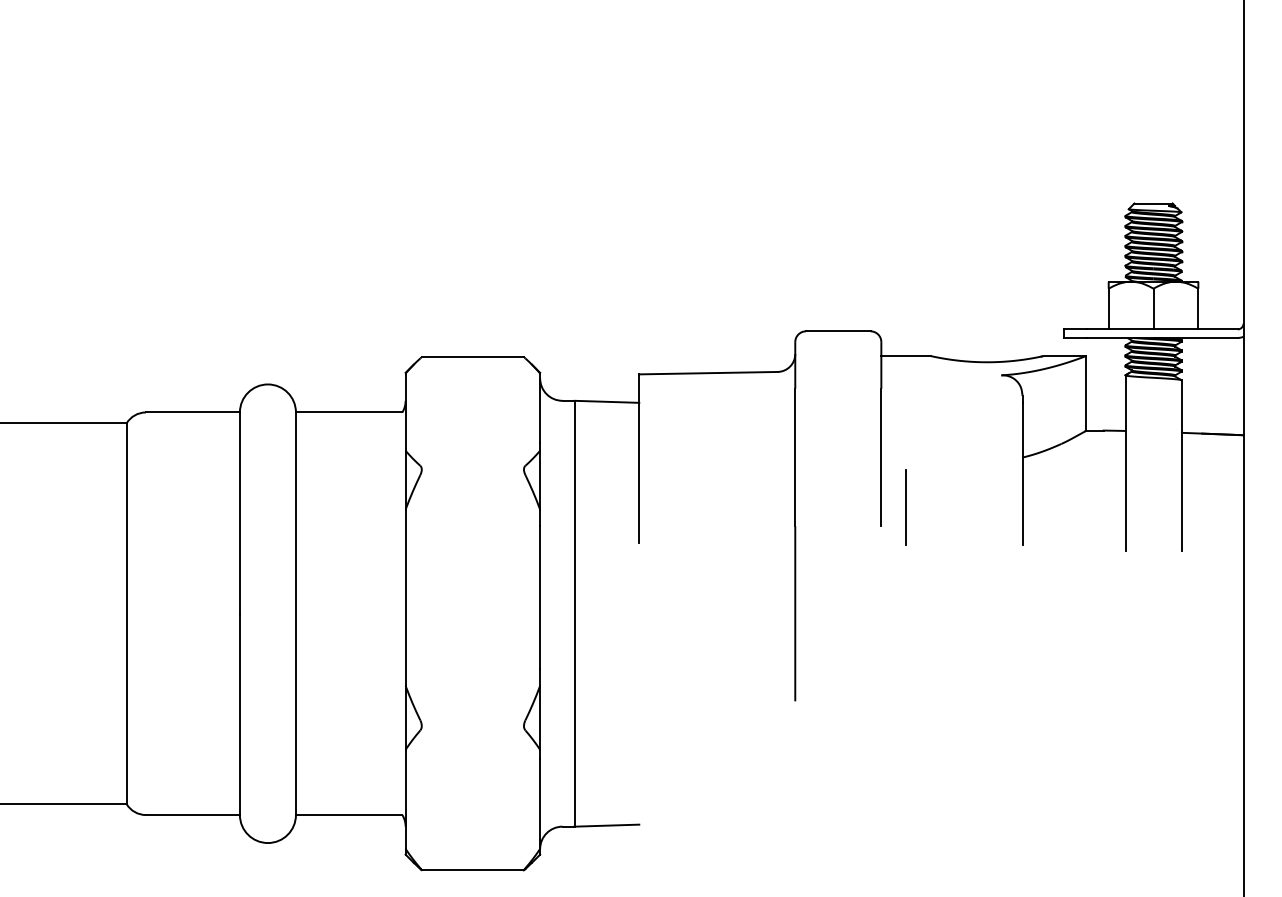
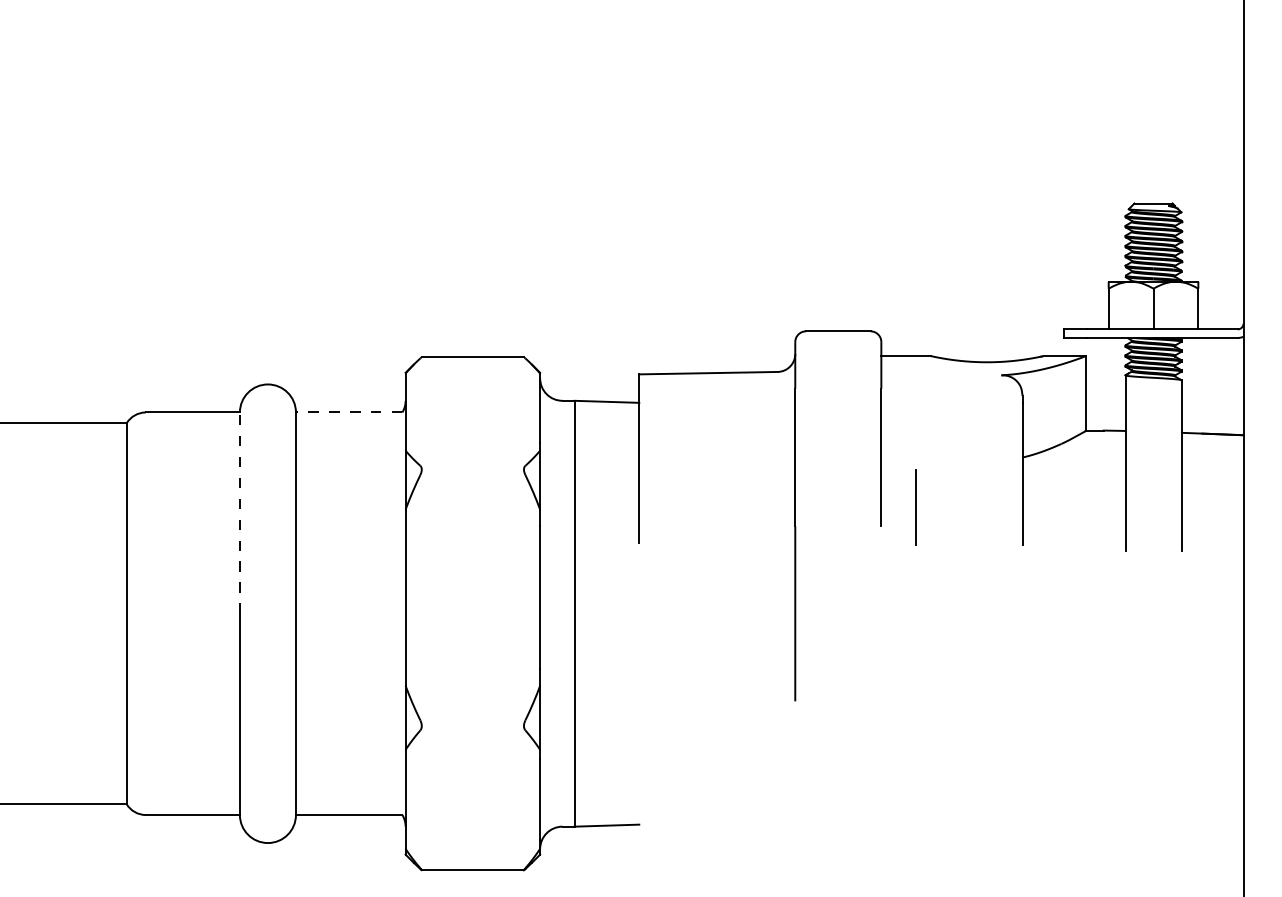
line: solid -> dashed (348, 412)
line position: (905, 507) -> (915, 507) (915, 507)
line: solid -> dashed (239, 513)
